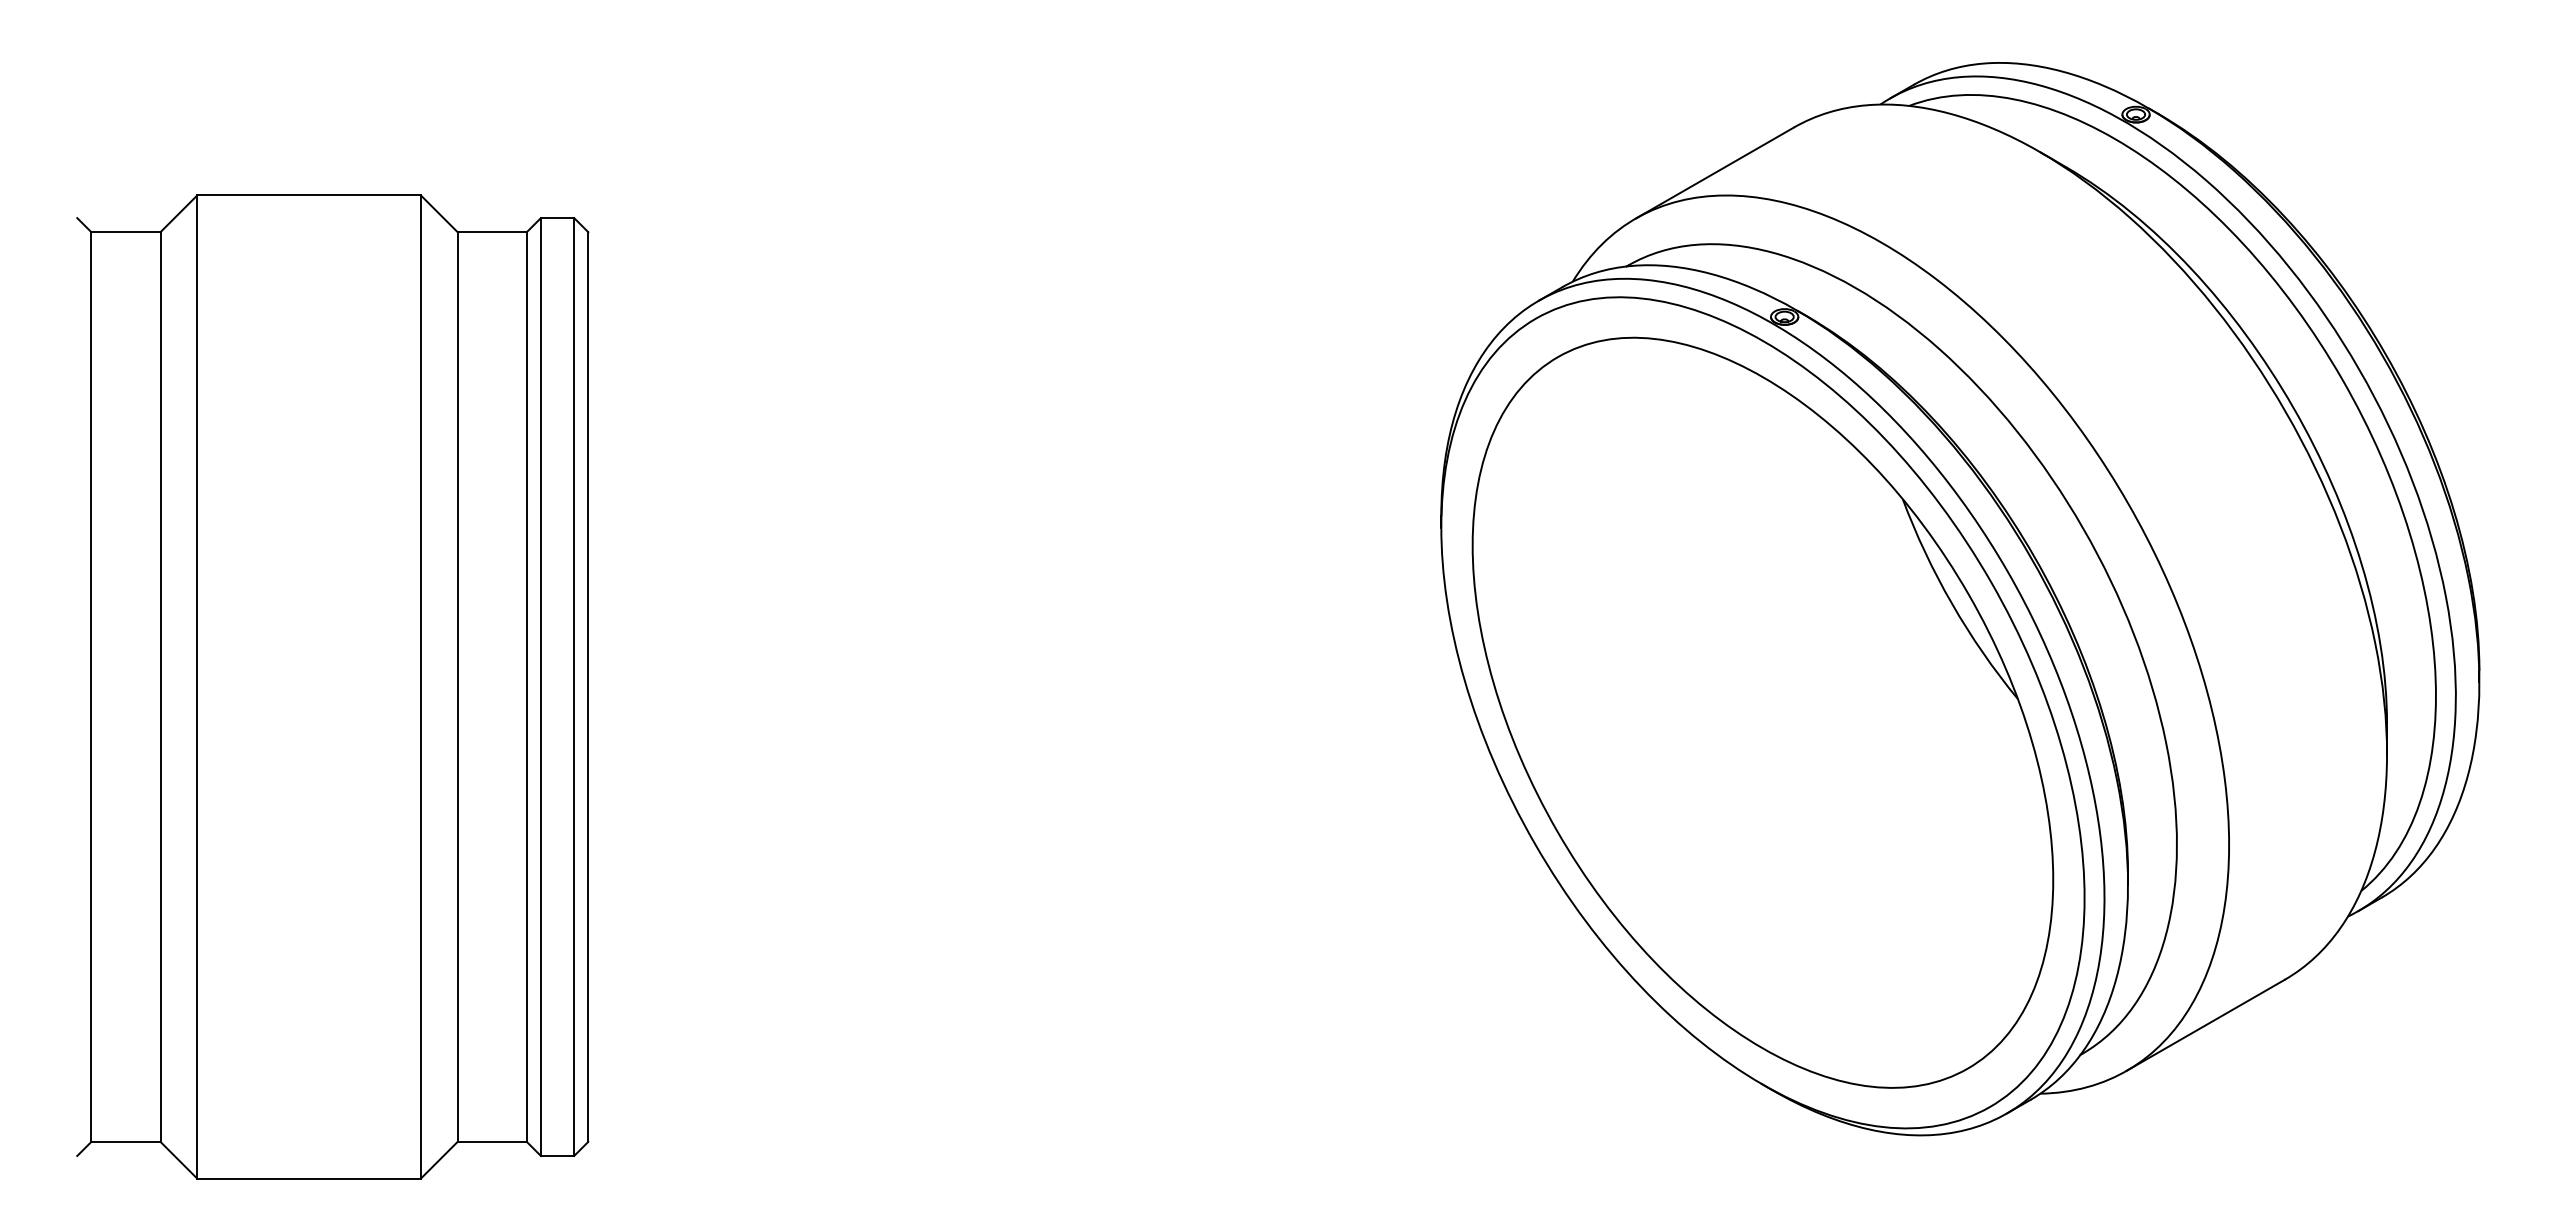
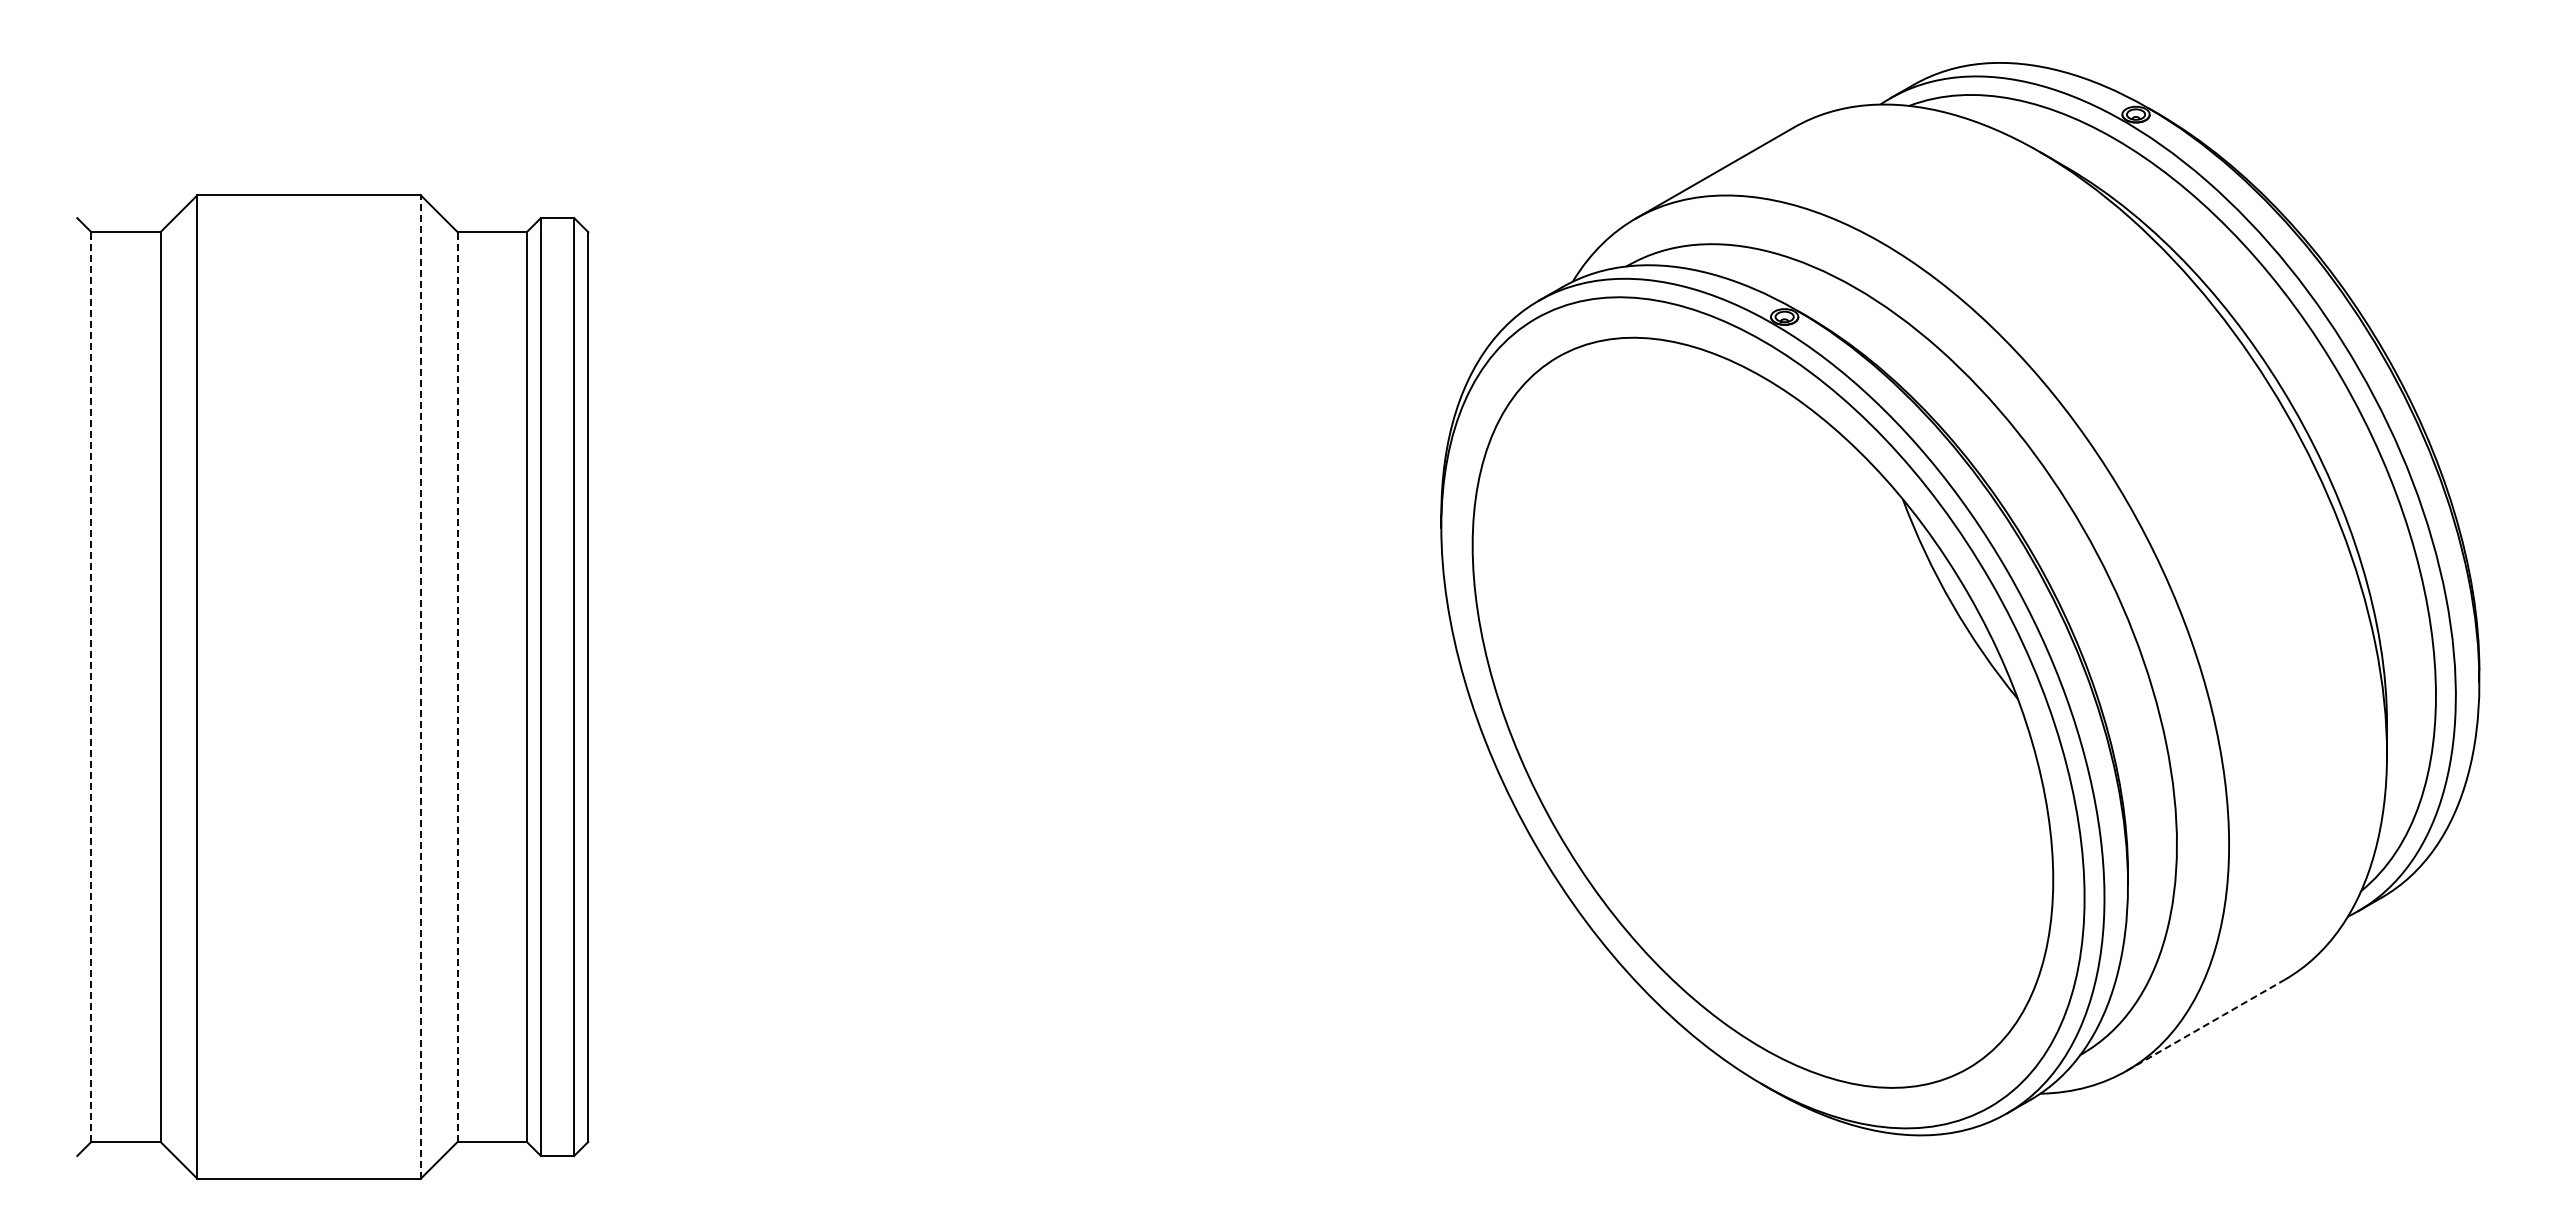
line: solid -> dashed (91, 687)
line: solid -> dashed (420, 687)
line: solid -> dashed (457, 687)
line: solid -> dashed (2206, 1025)
